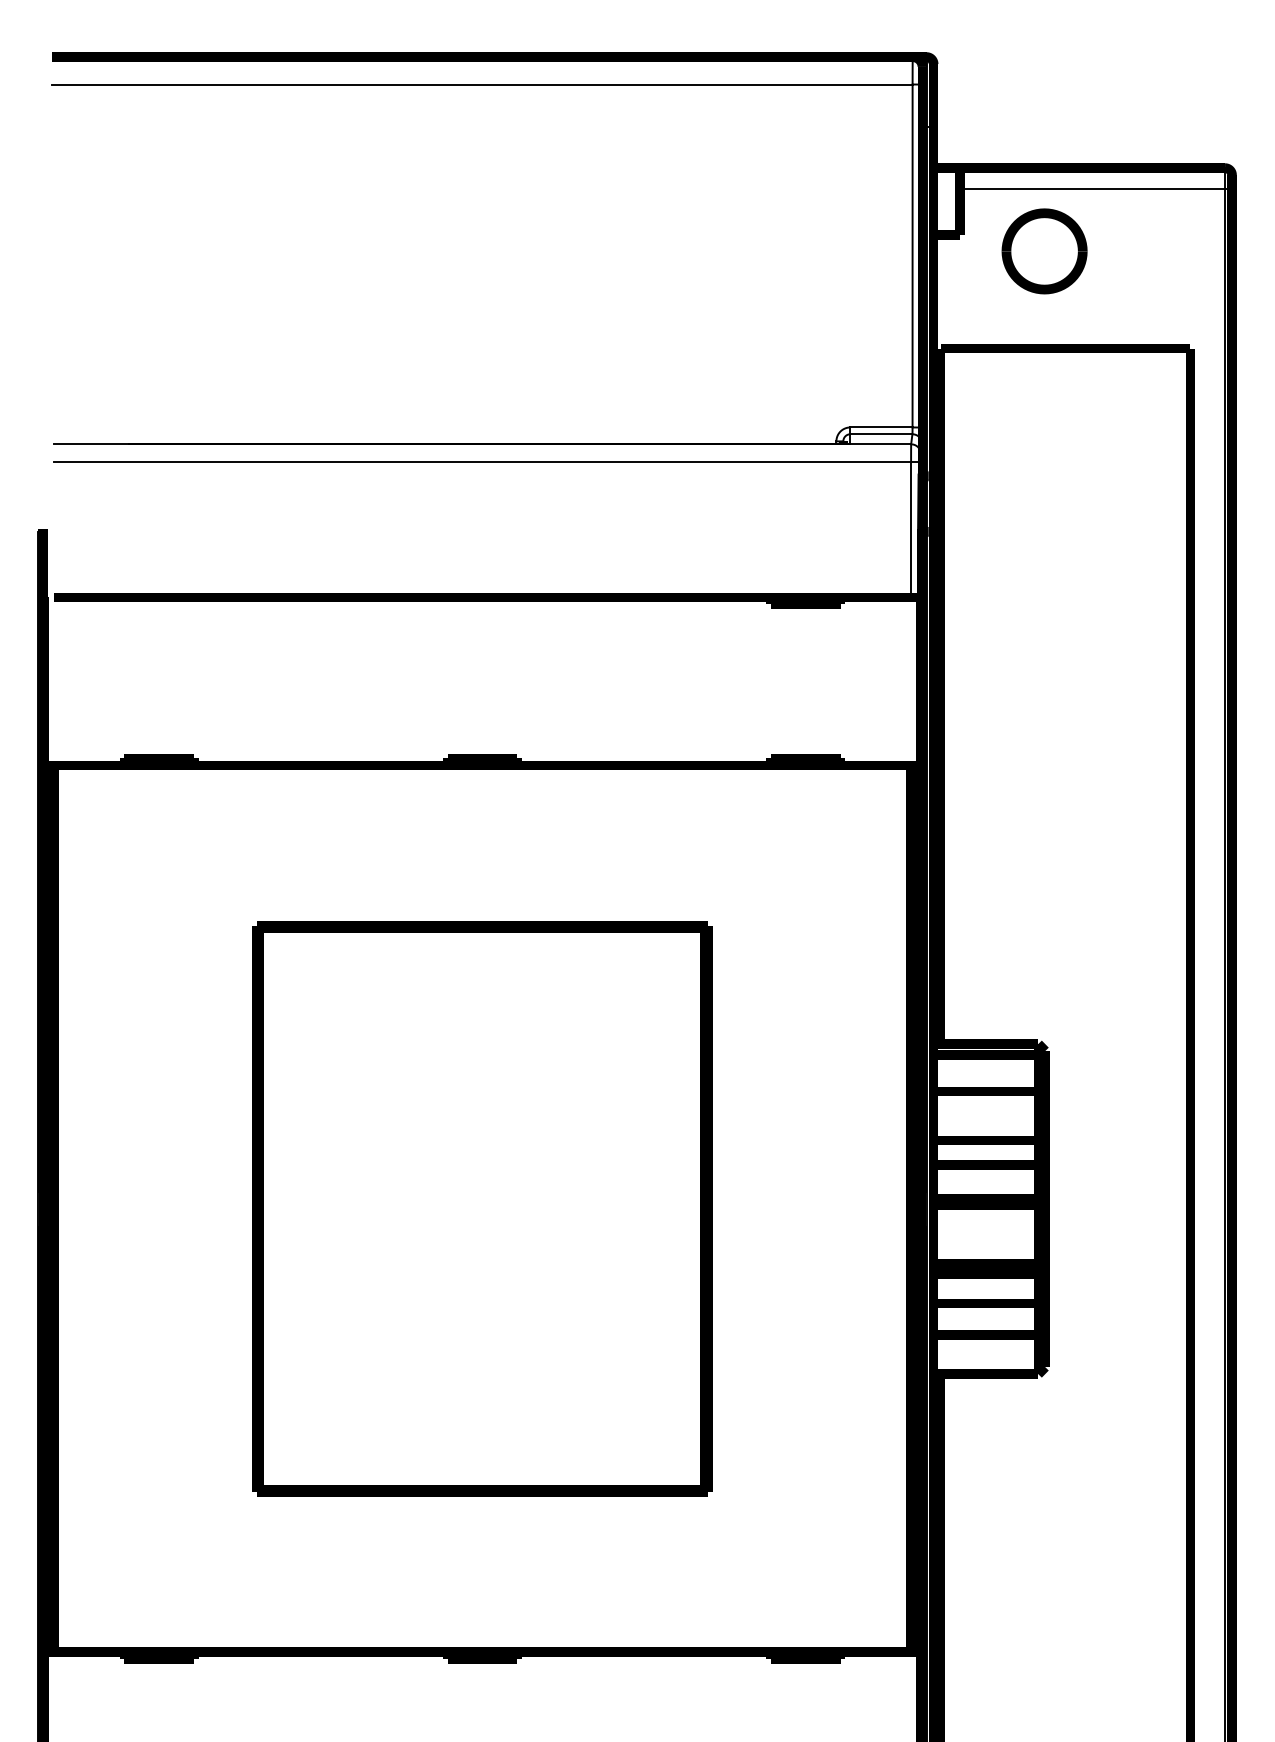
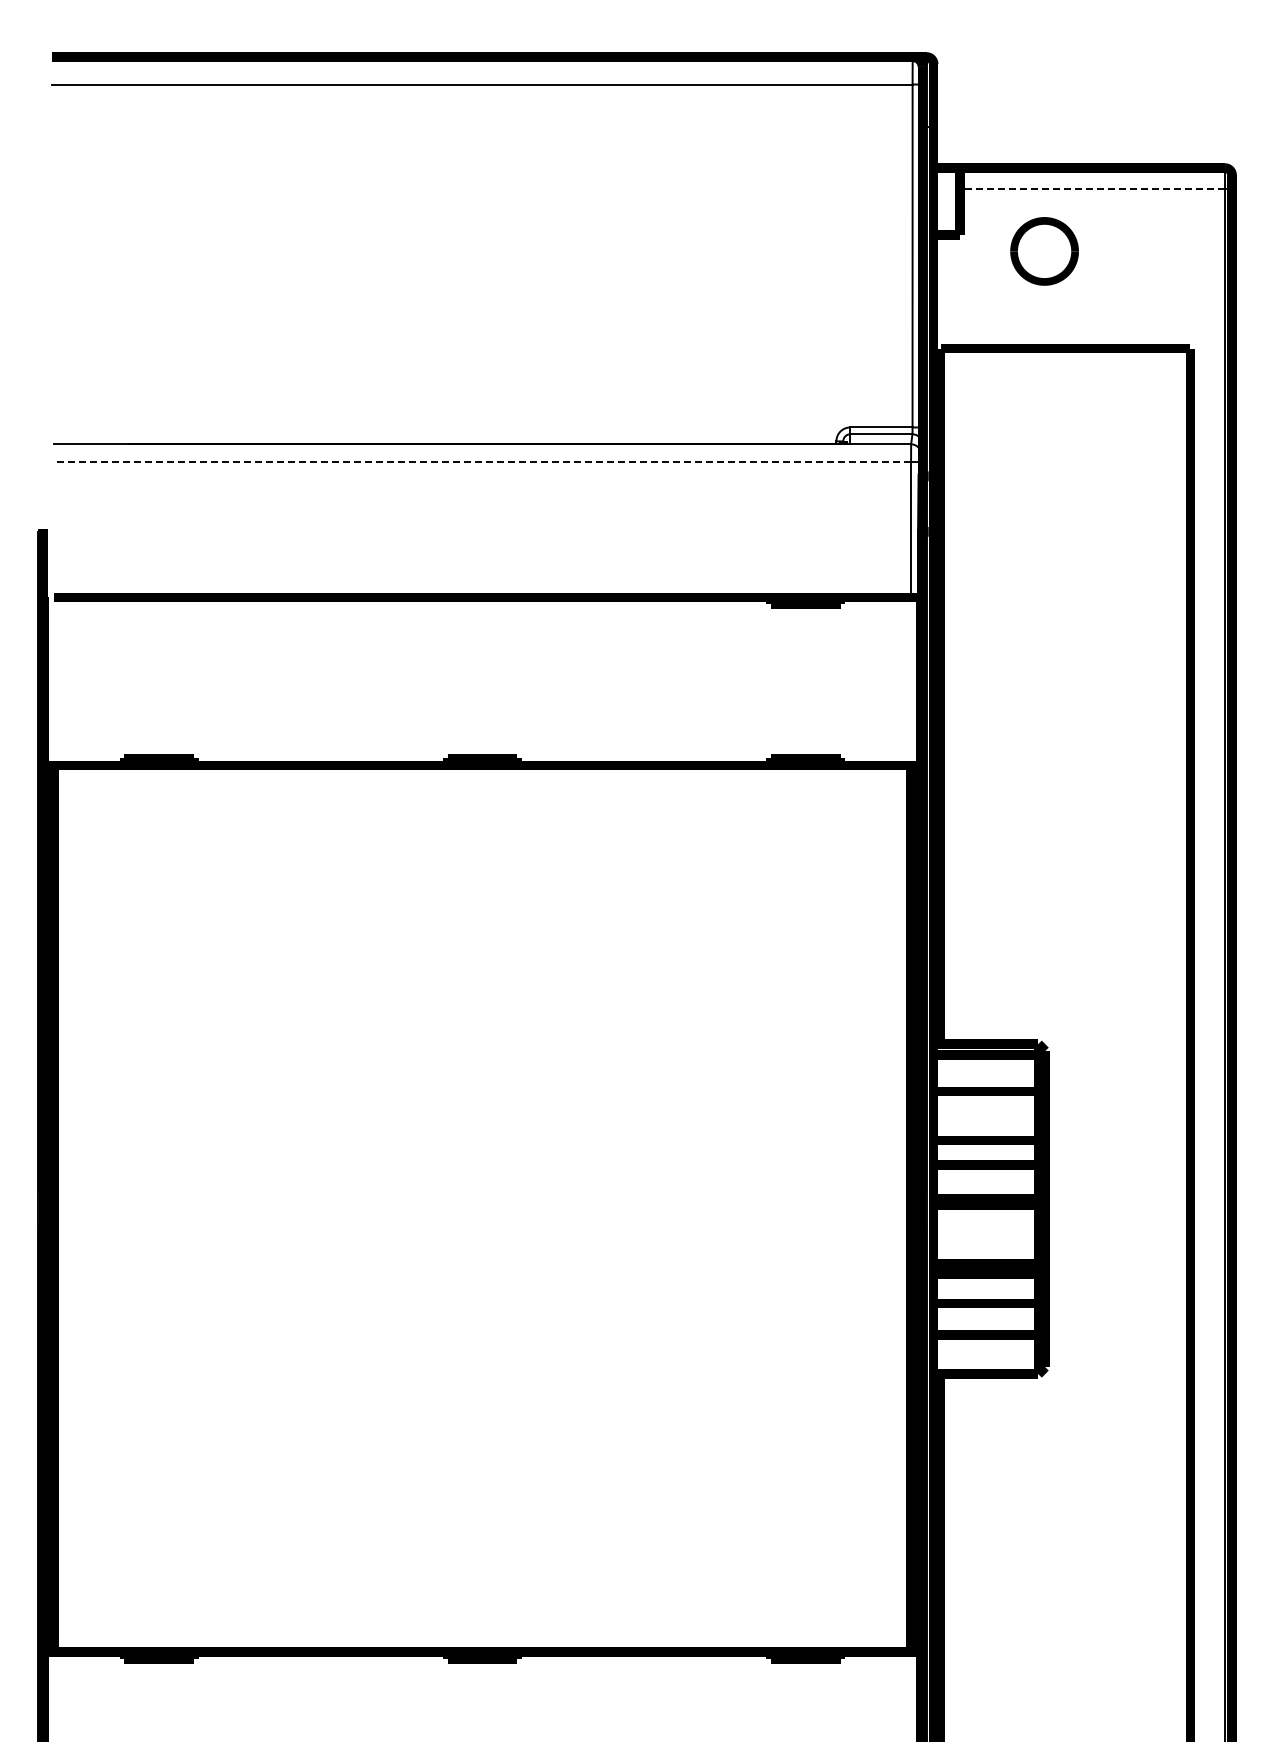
line: solid -> dashed (1092, 188)
part size: 87x87 px -> 69x69 px (1044, 251)
line: solid -> dashed (482, 462)
part: present -> none (482, 1208)
